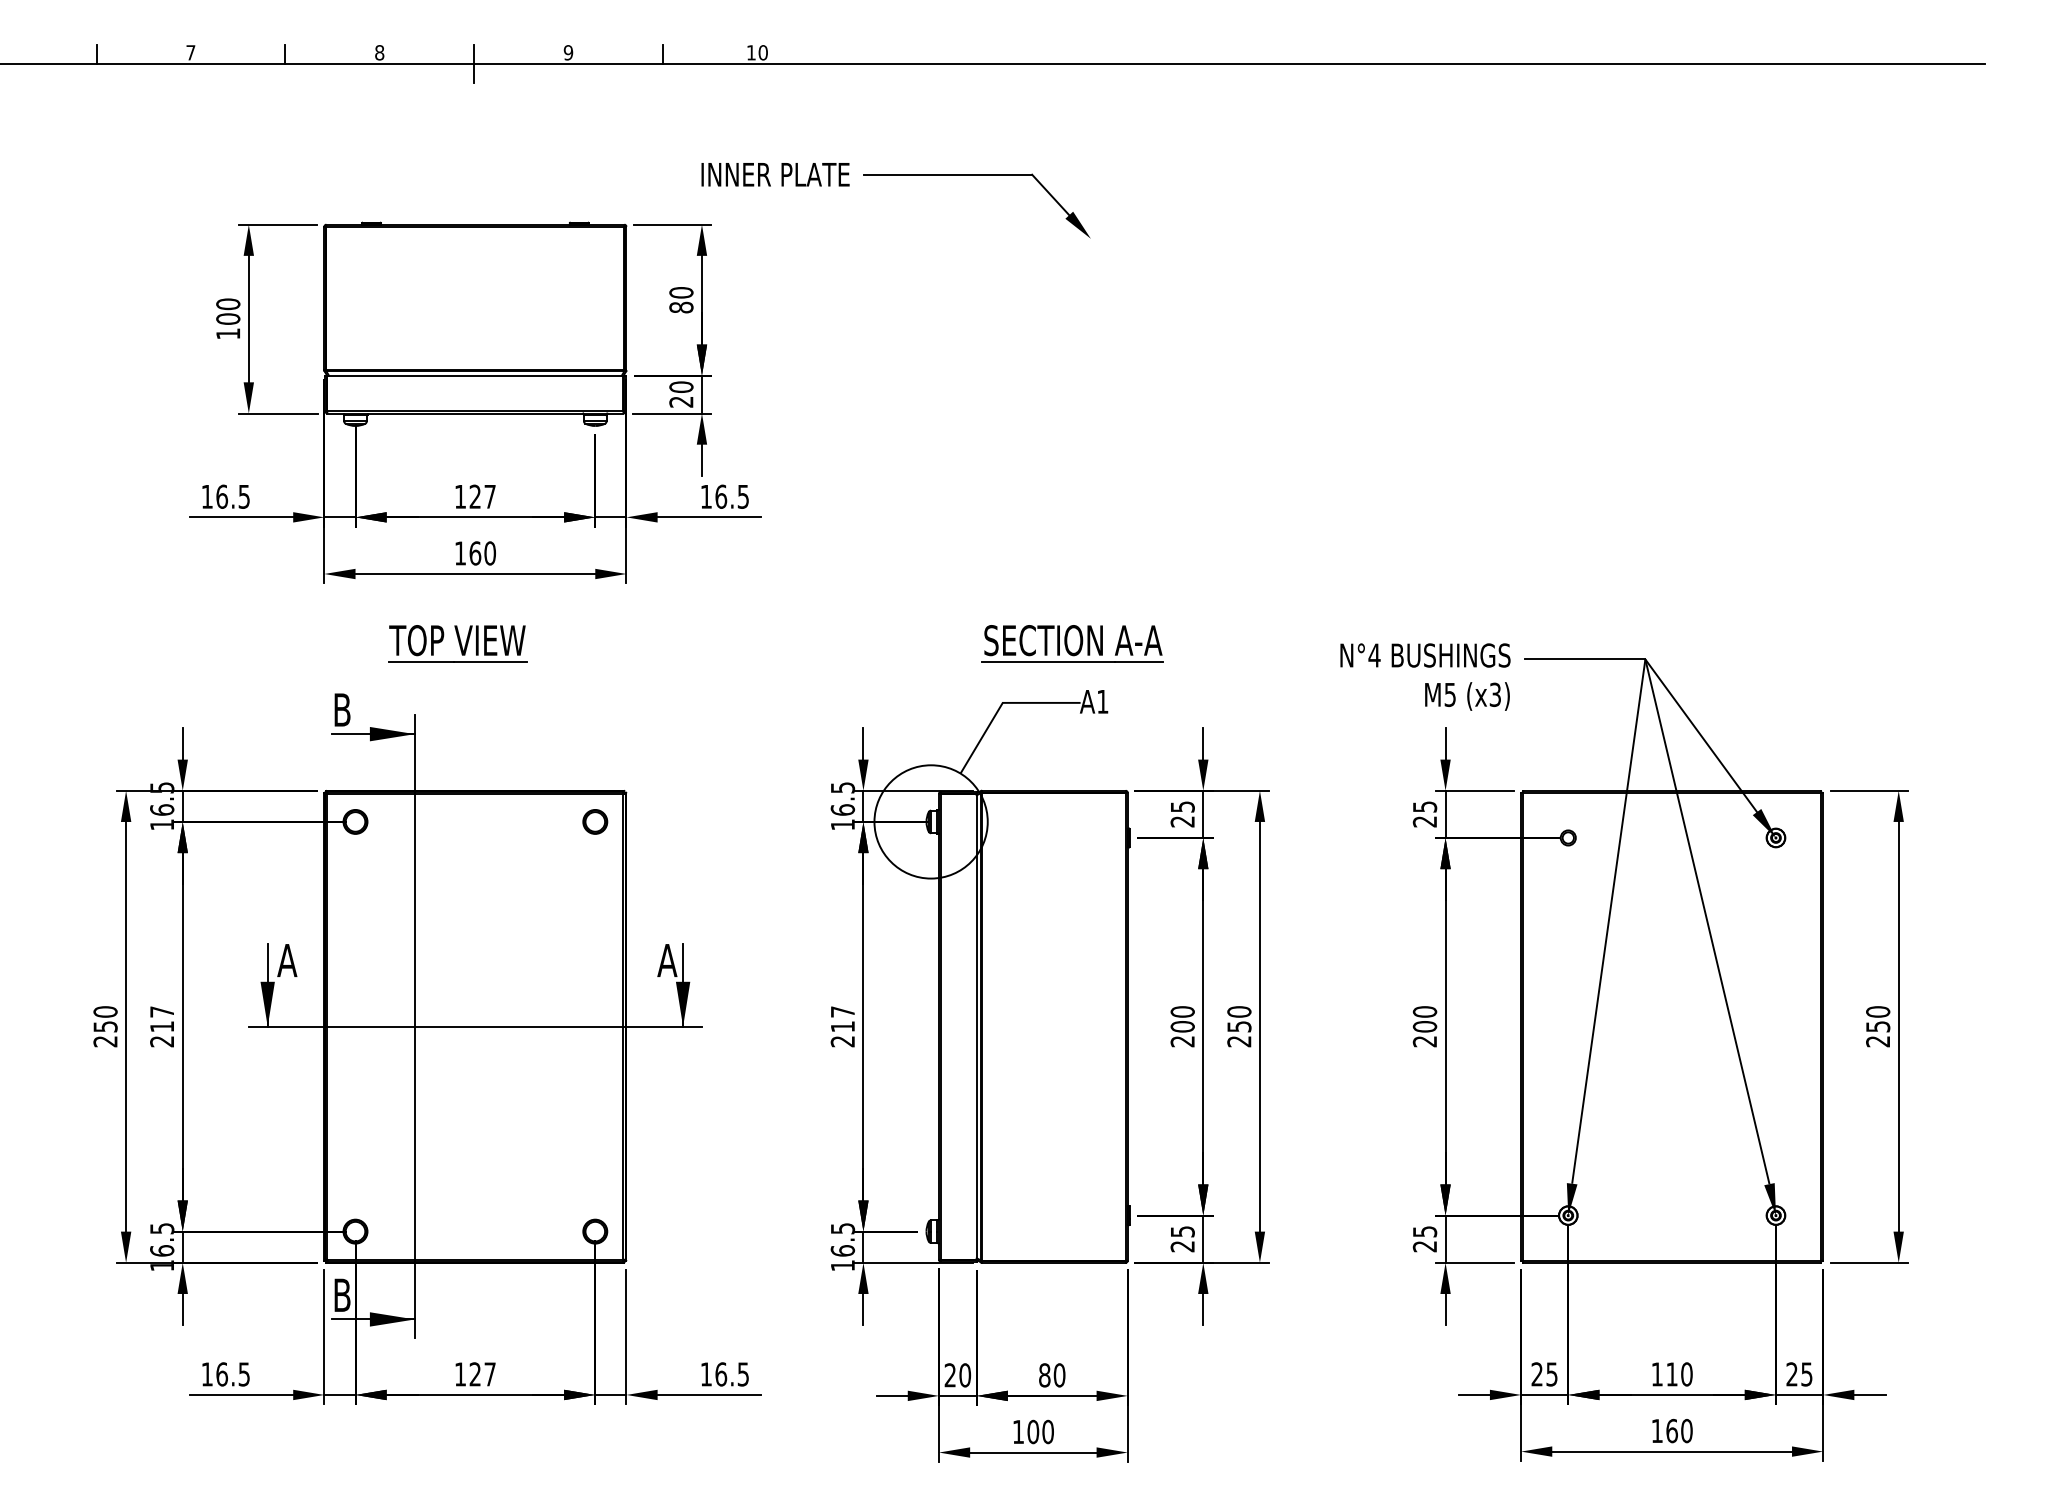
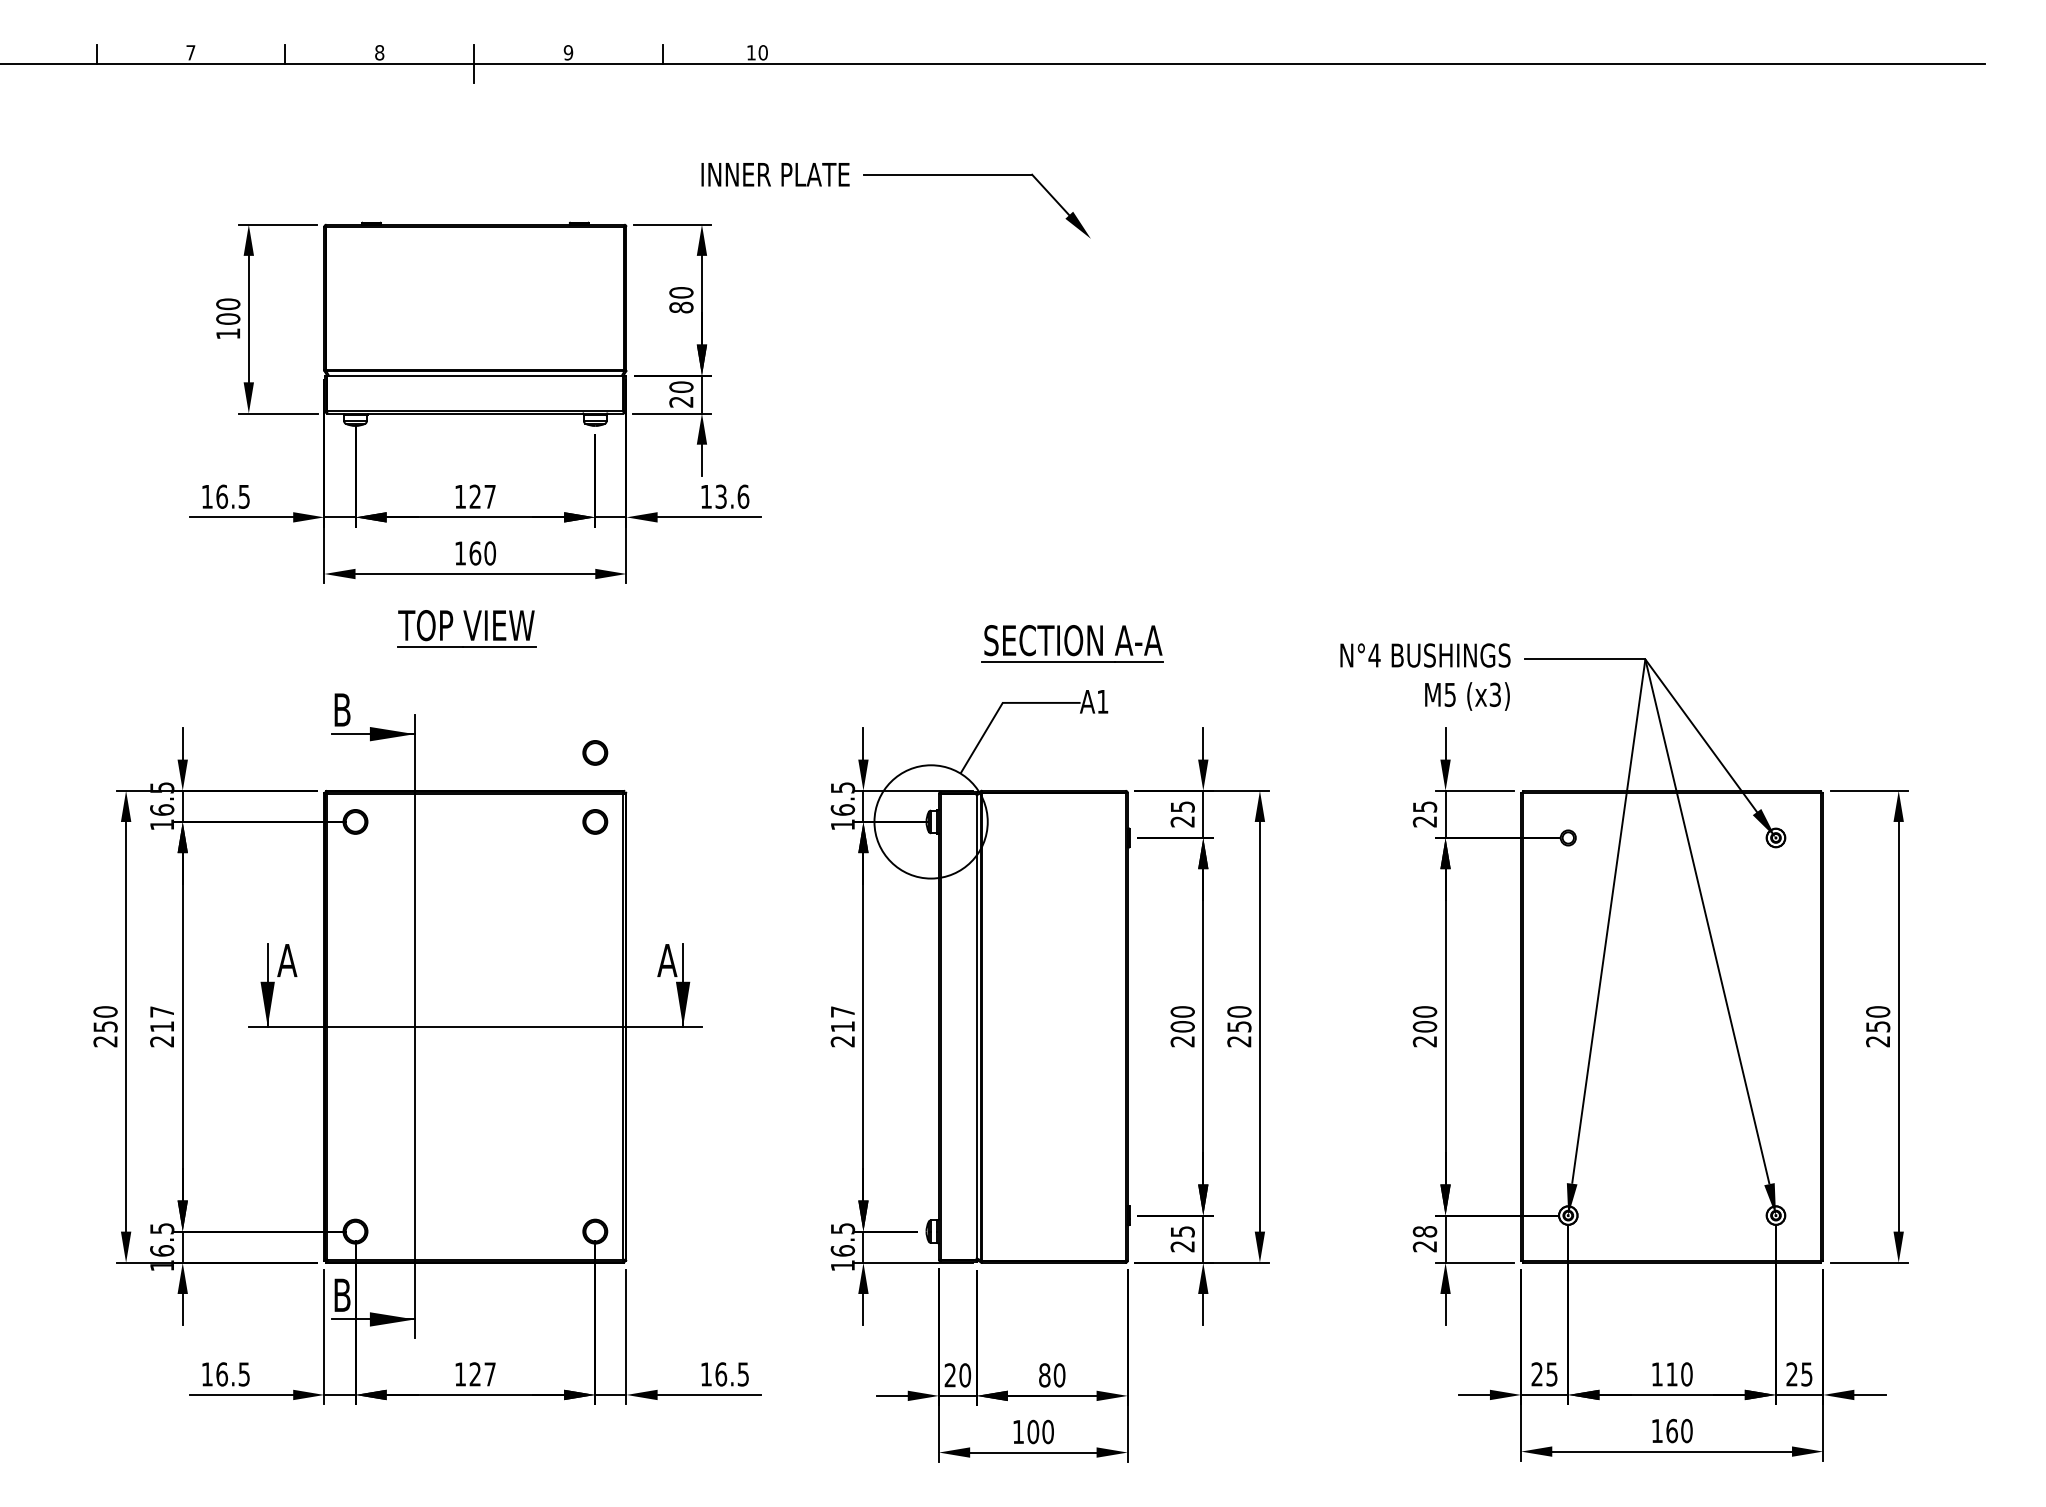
text: 16.5 -> 13.6 (732, 496)
part position: (457, 643) -> (466, 628) (466, 628)
part: none -> present (595, 752)
text: 25 -> 28 (1424, 1231)
